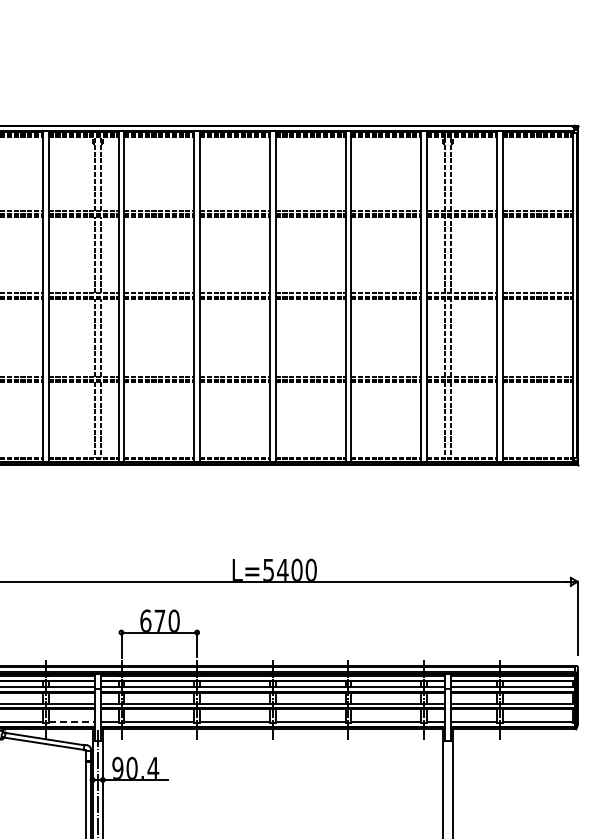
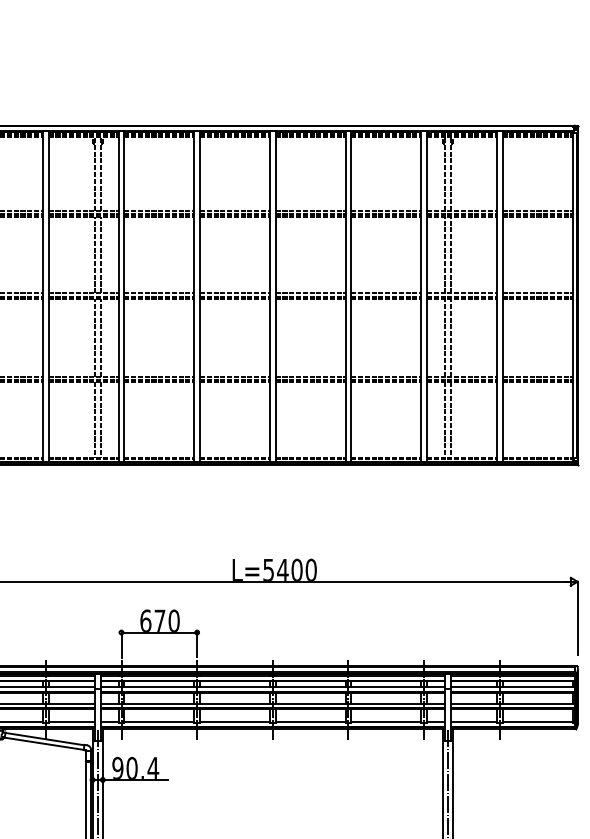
line: dashed -> solid (71, 722)
line: none -> present (447, 782)
